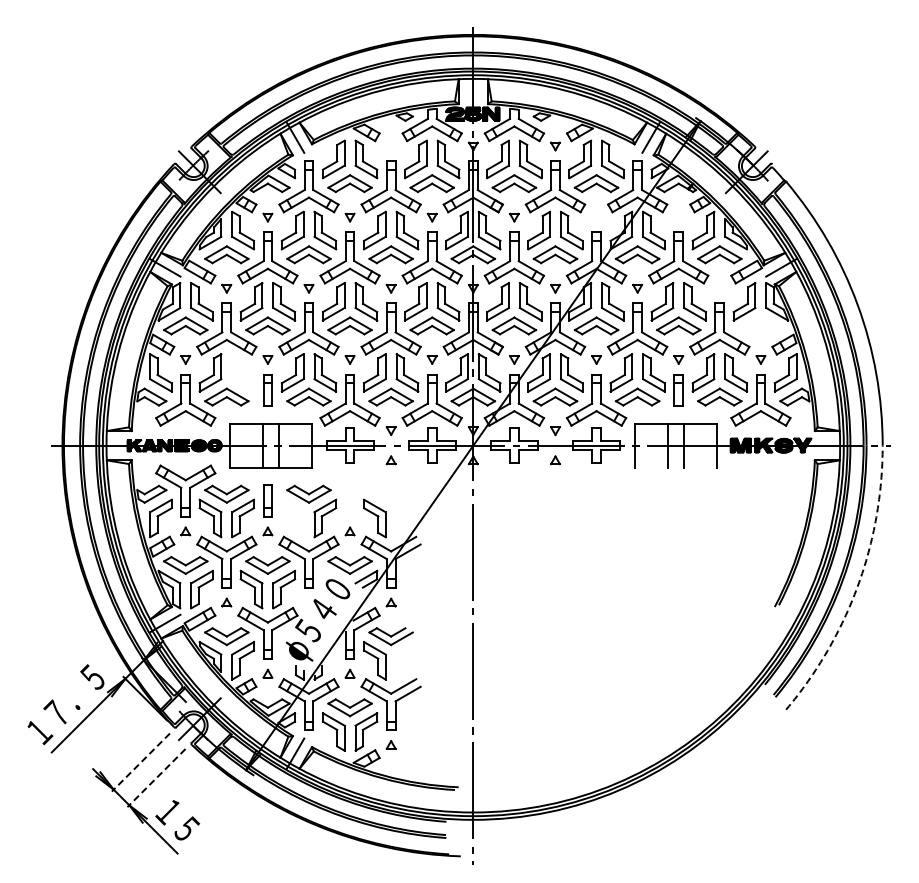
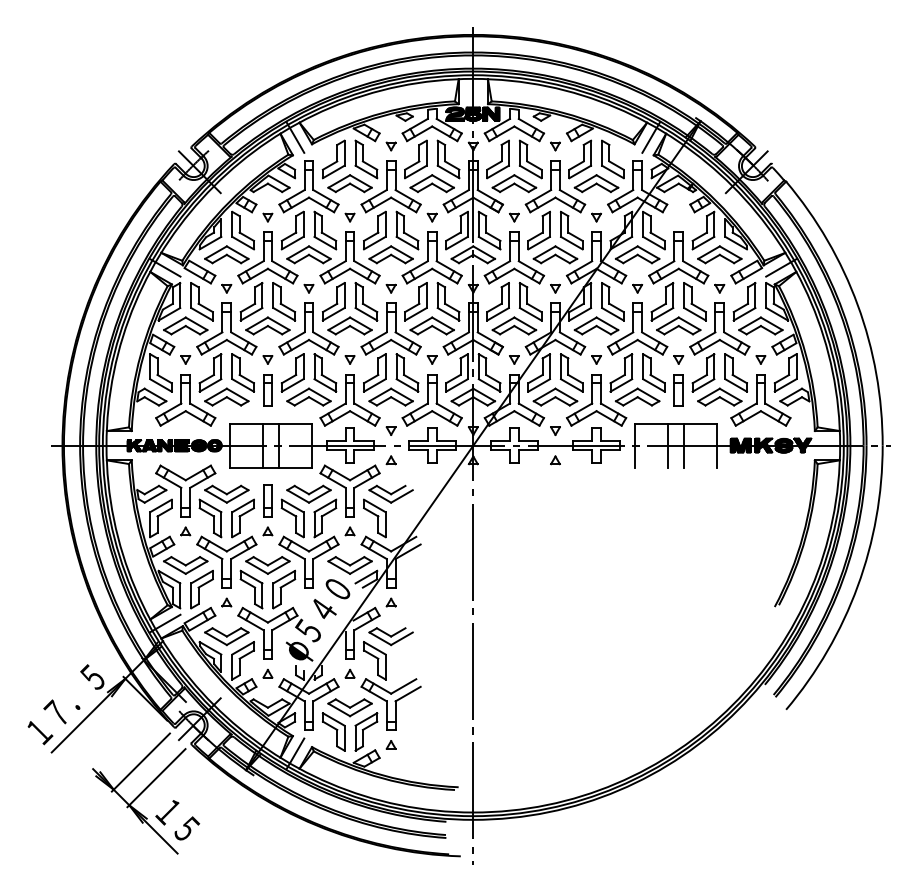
part: none -> present (390, 146)
part: none -> present (596, 217)
part: none -> present (719, 288)
part: none -> present (760, 325)
part: none -> present (242, 372)
part: none -> present (366, 490)
part: none -> present (292, 518)
arc: dashed -> solid (857, 586)
line: dashed -> solid (140, 762)
line: dashed -> solid (156, 778)
